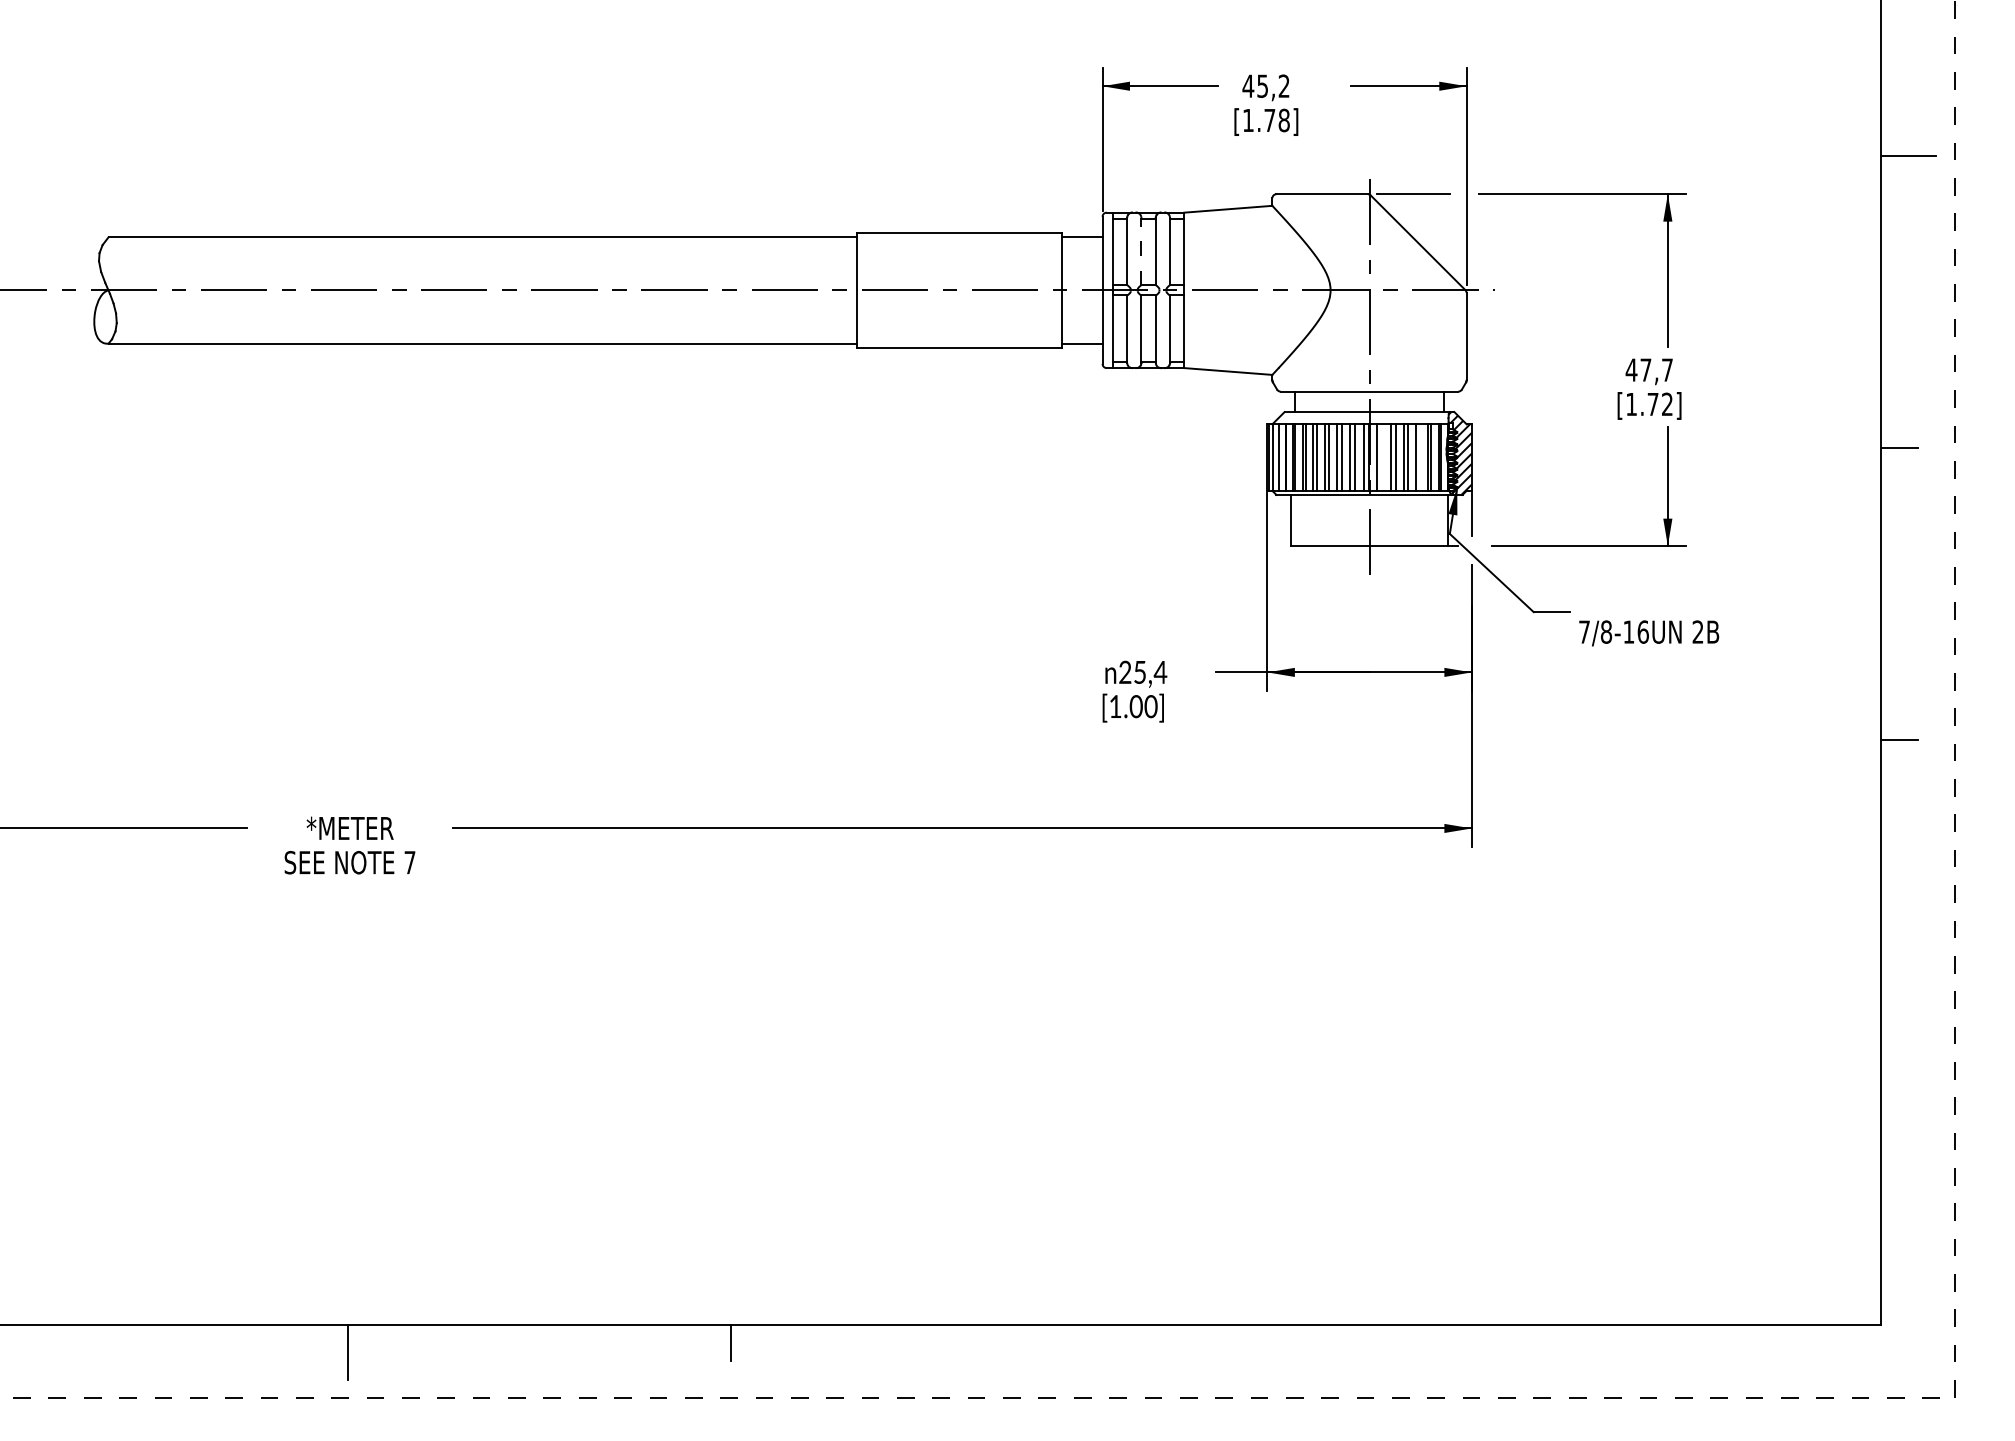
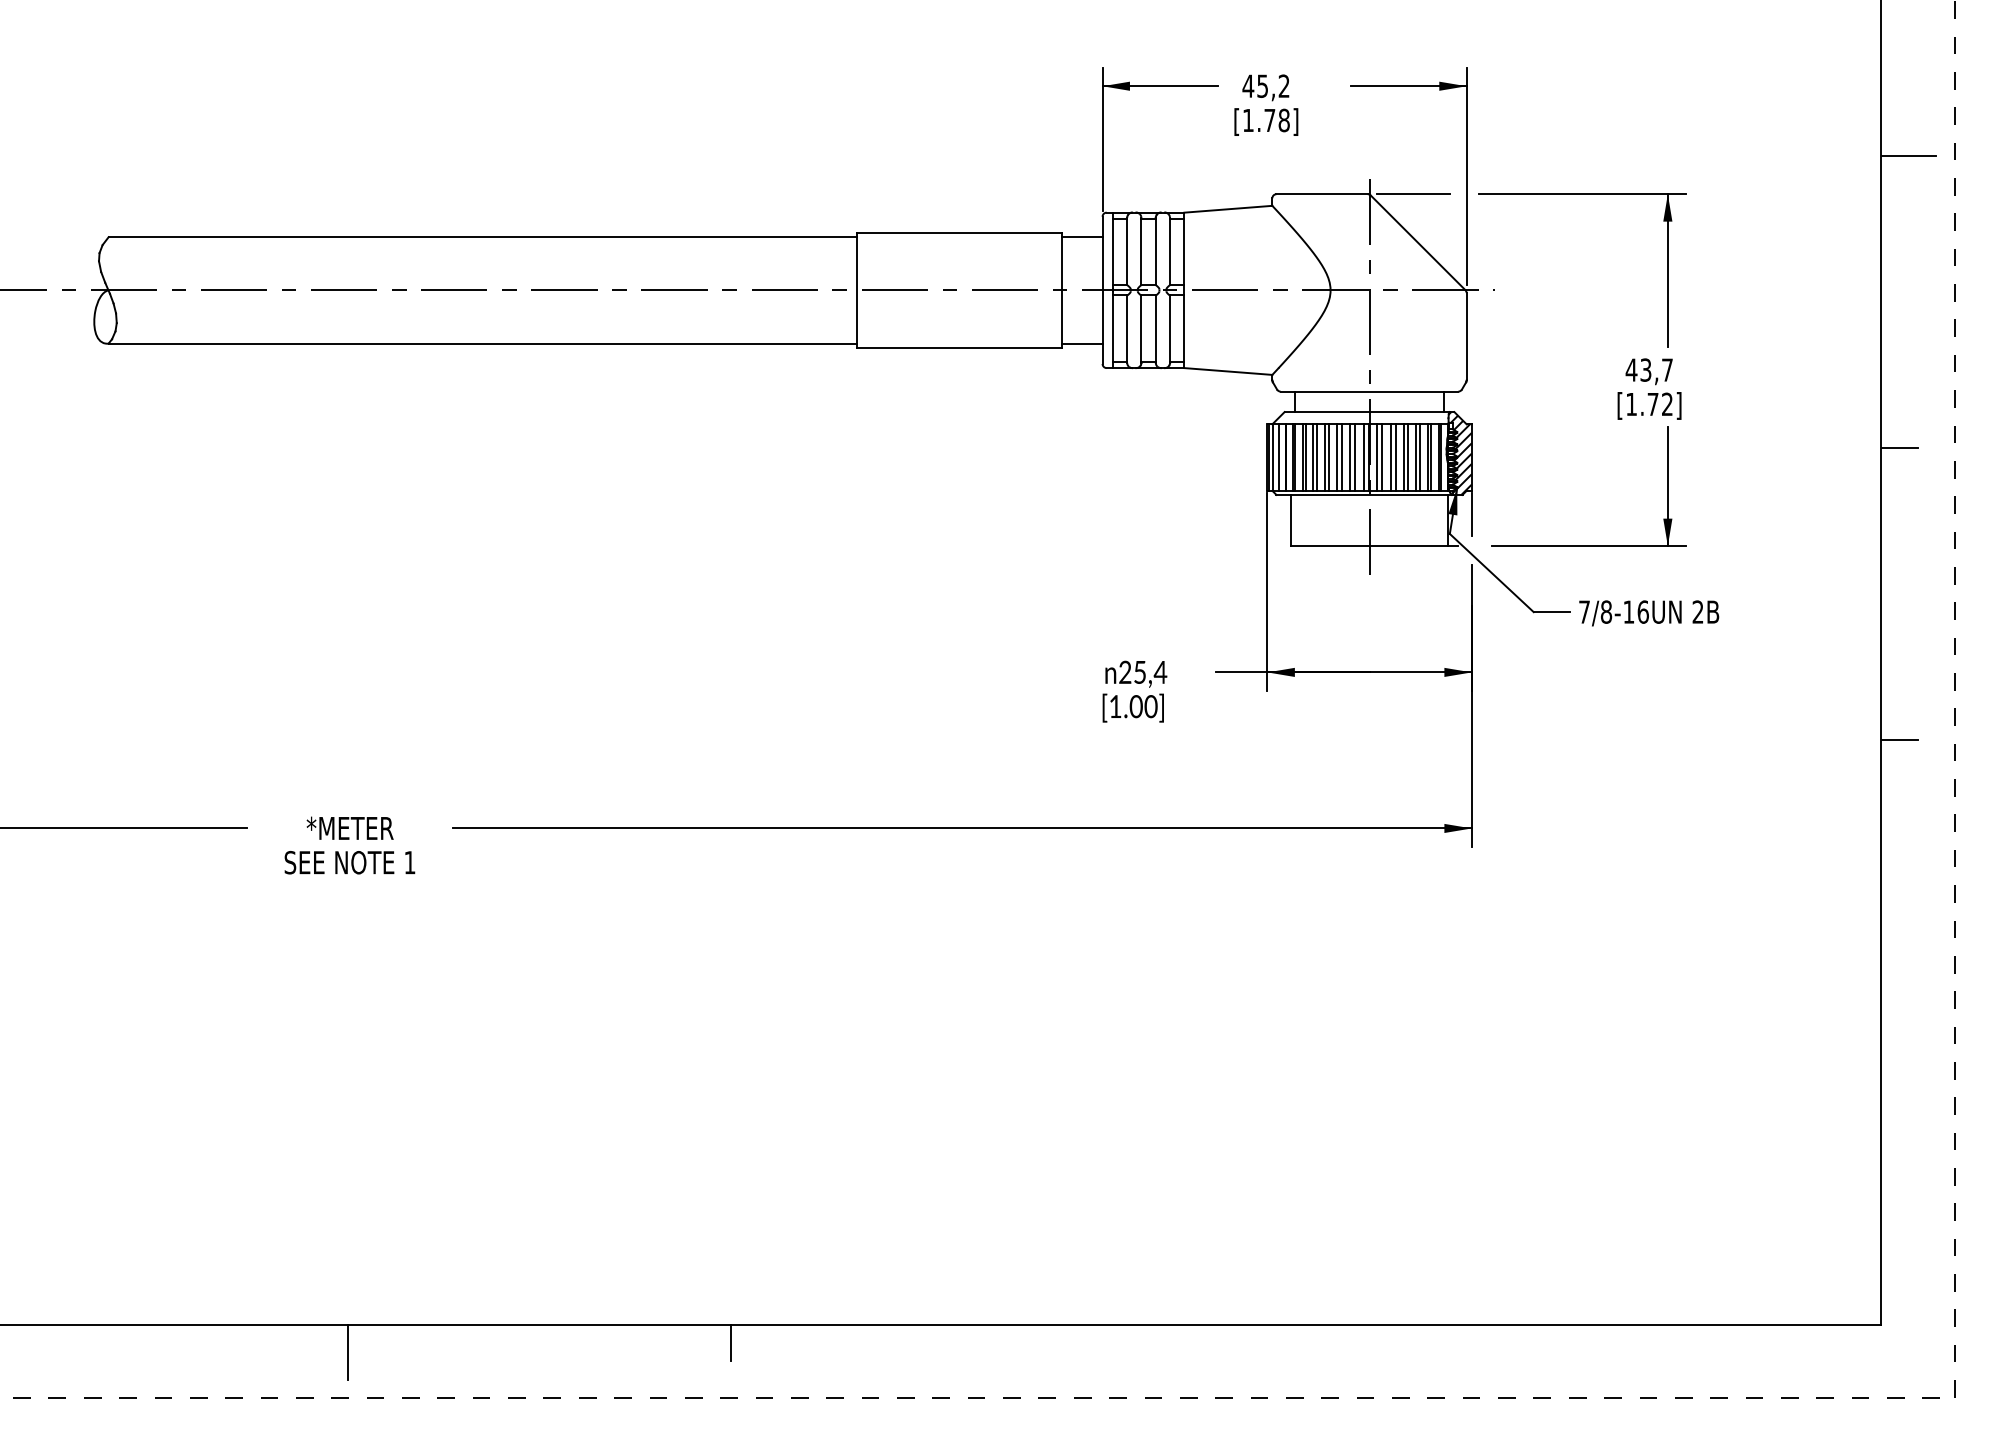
line: dashed -> solid (1141, 251)
text: 47,7 -> 43,7 (1645, 369)
line: none -> present (1382, 457)
line: none -> present (1420, 457)
text position: (1649, 633) -> (1649, 613) (1649, 613)
text: 7 -> 1 (409, 862)
